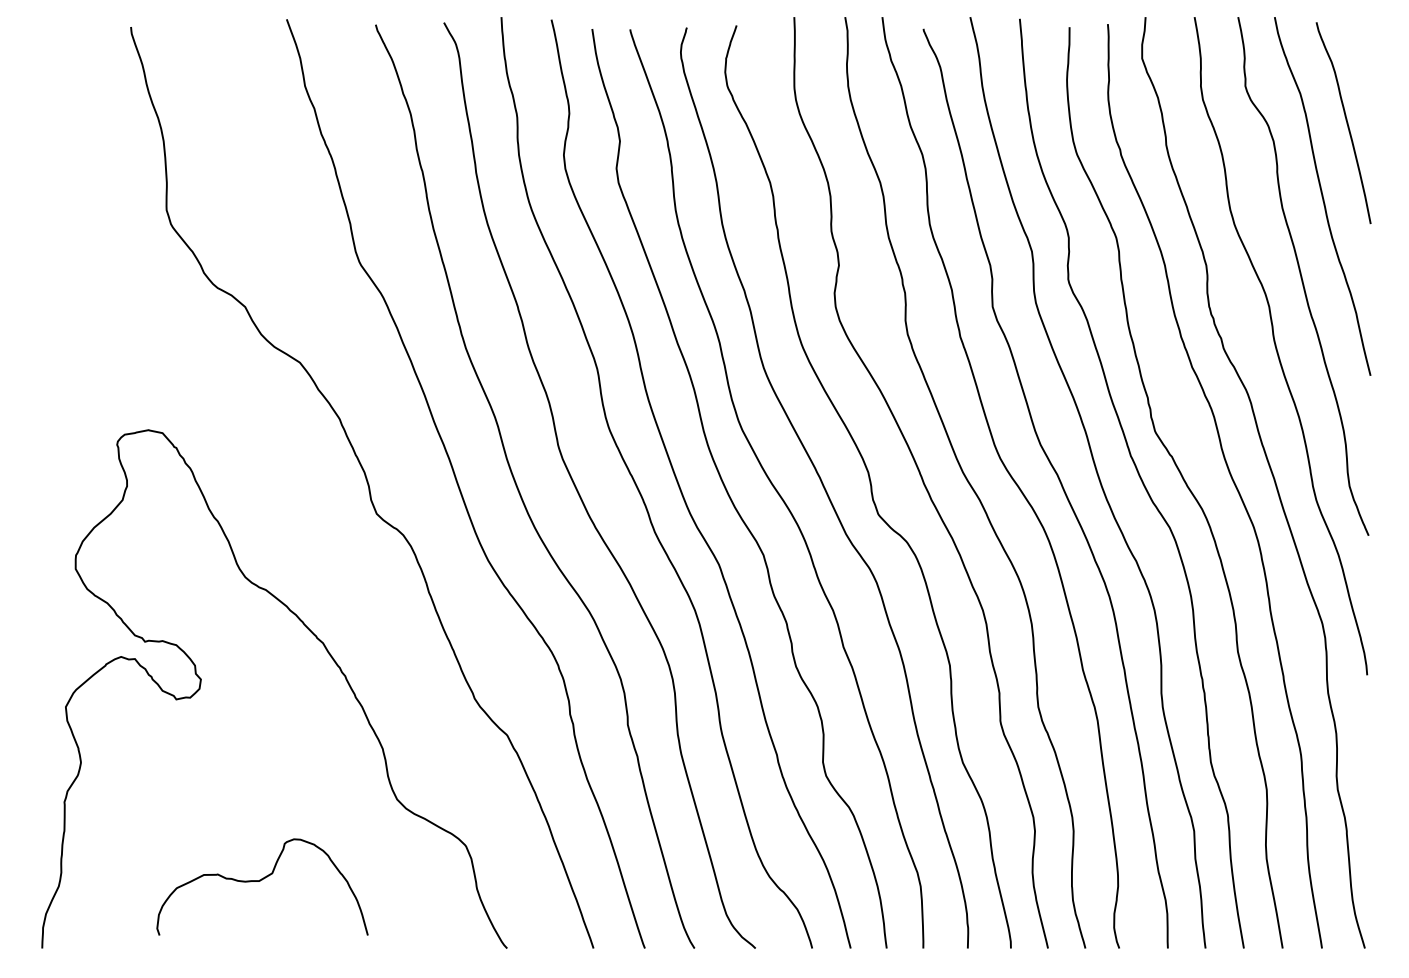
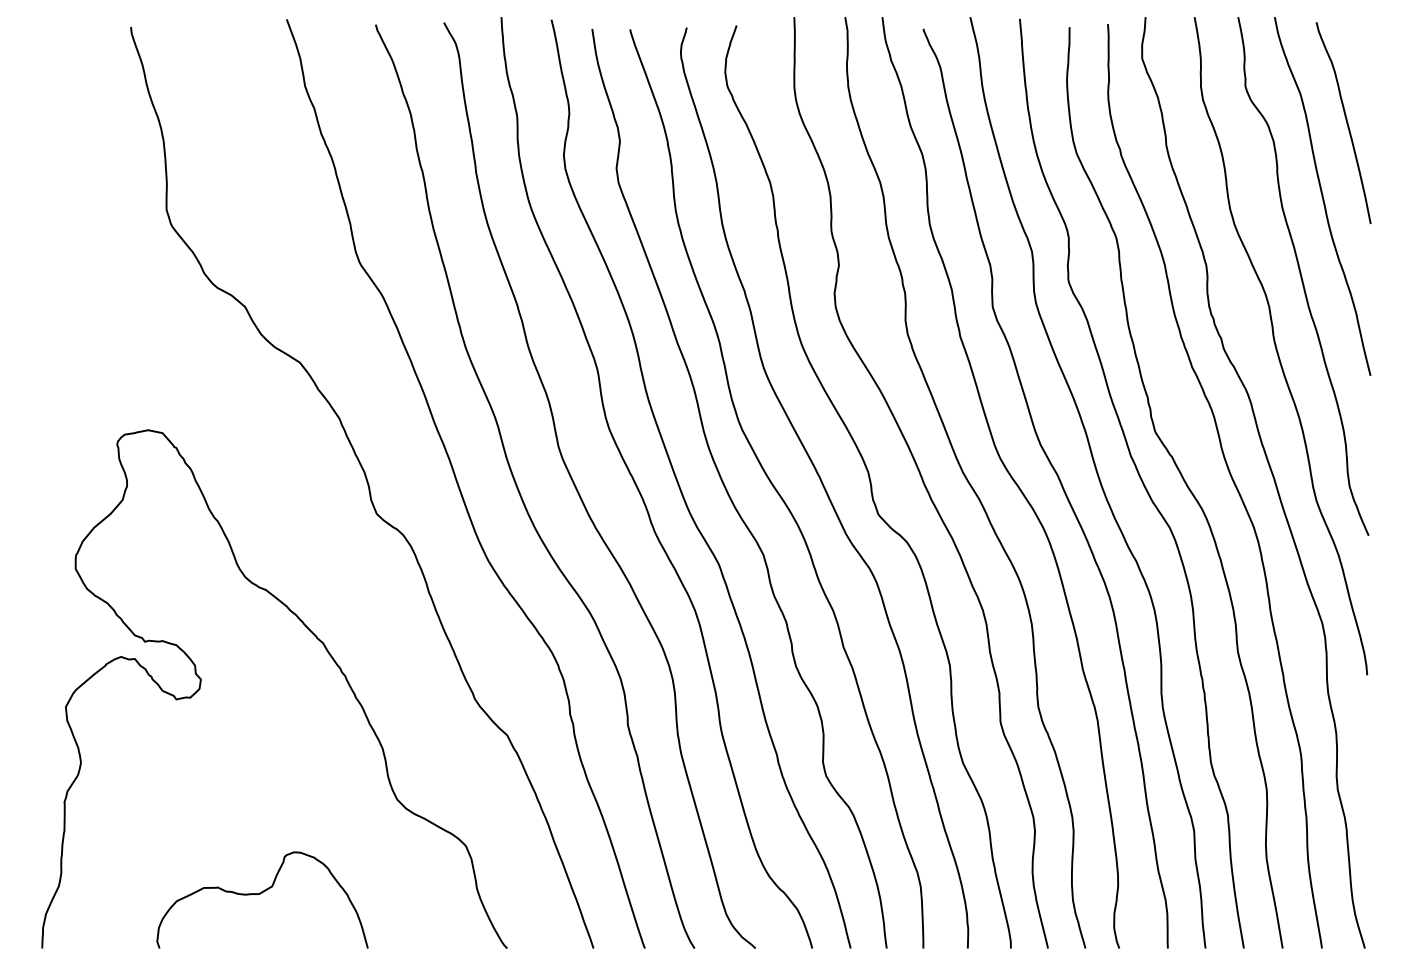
curve position: (260, 881) -> (260, 894) (260, 894)
